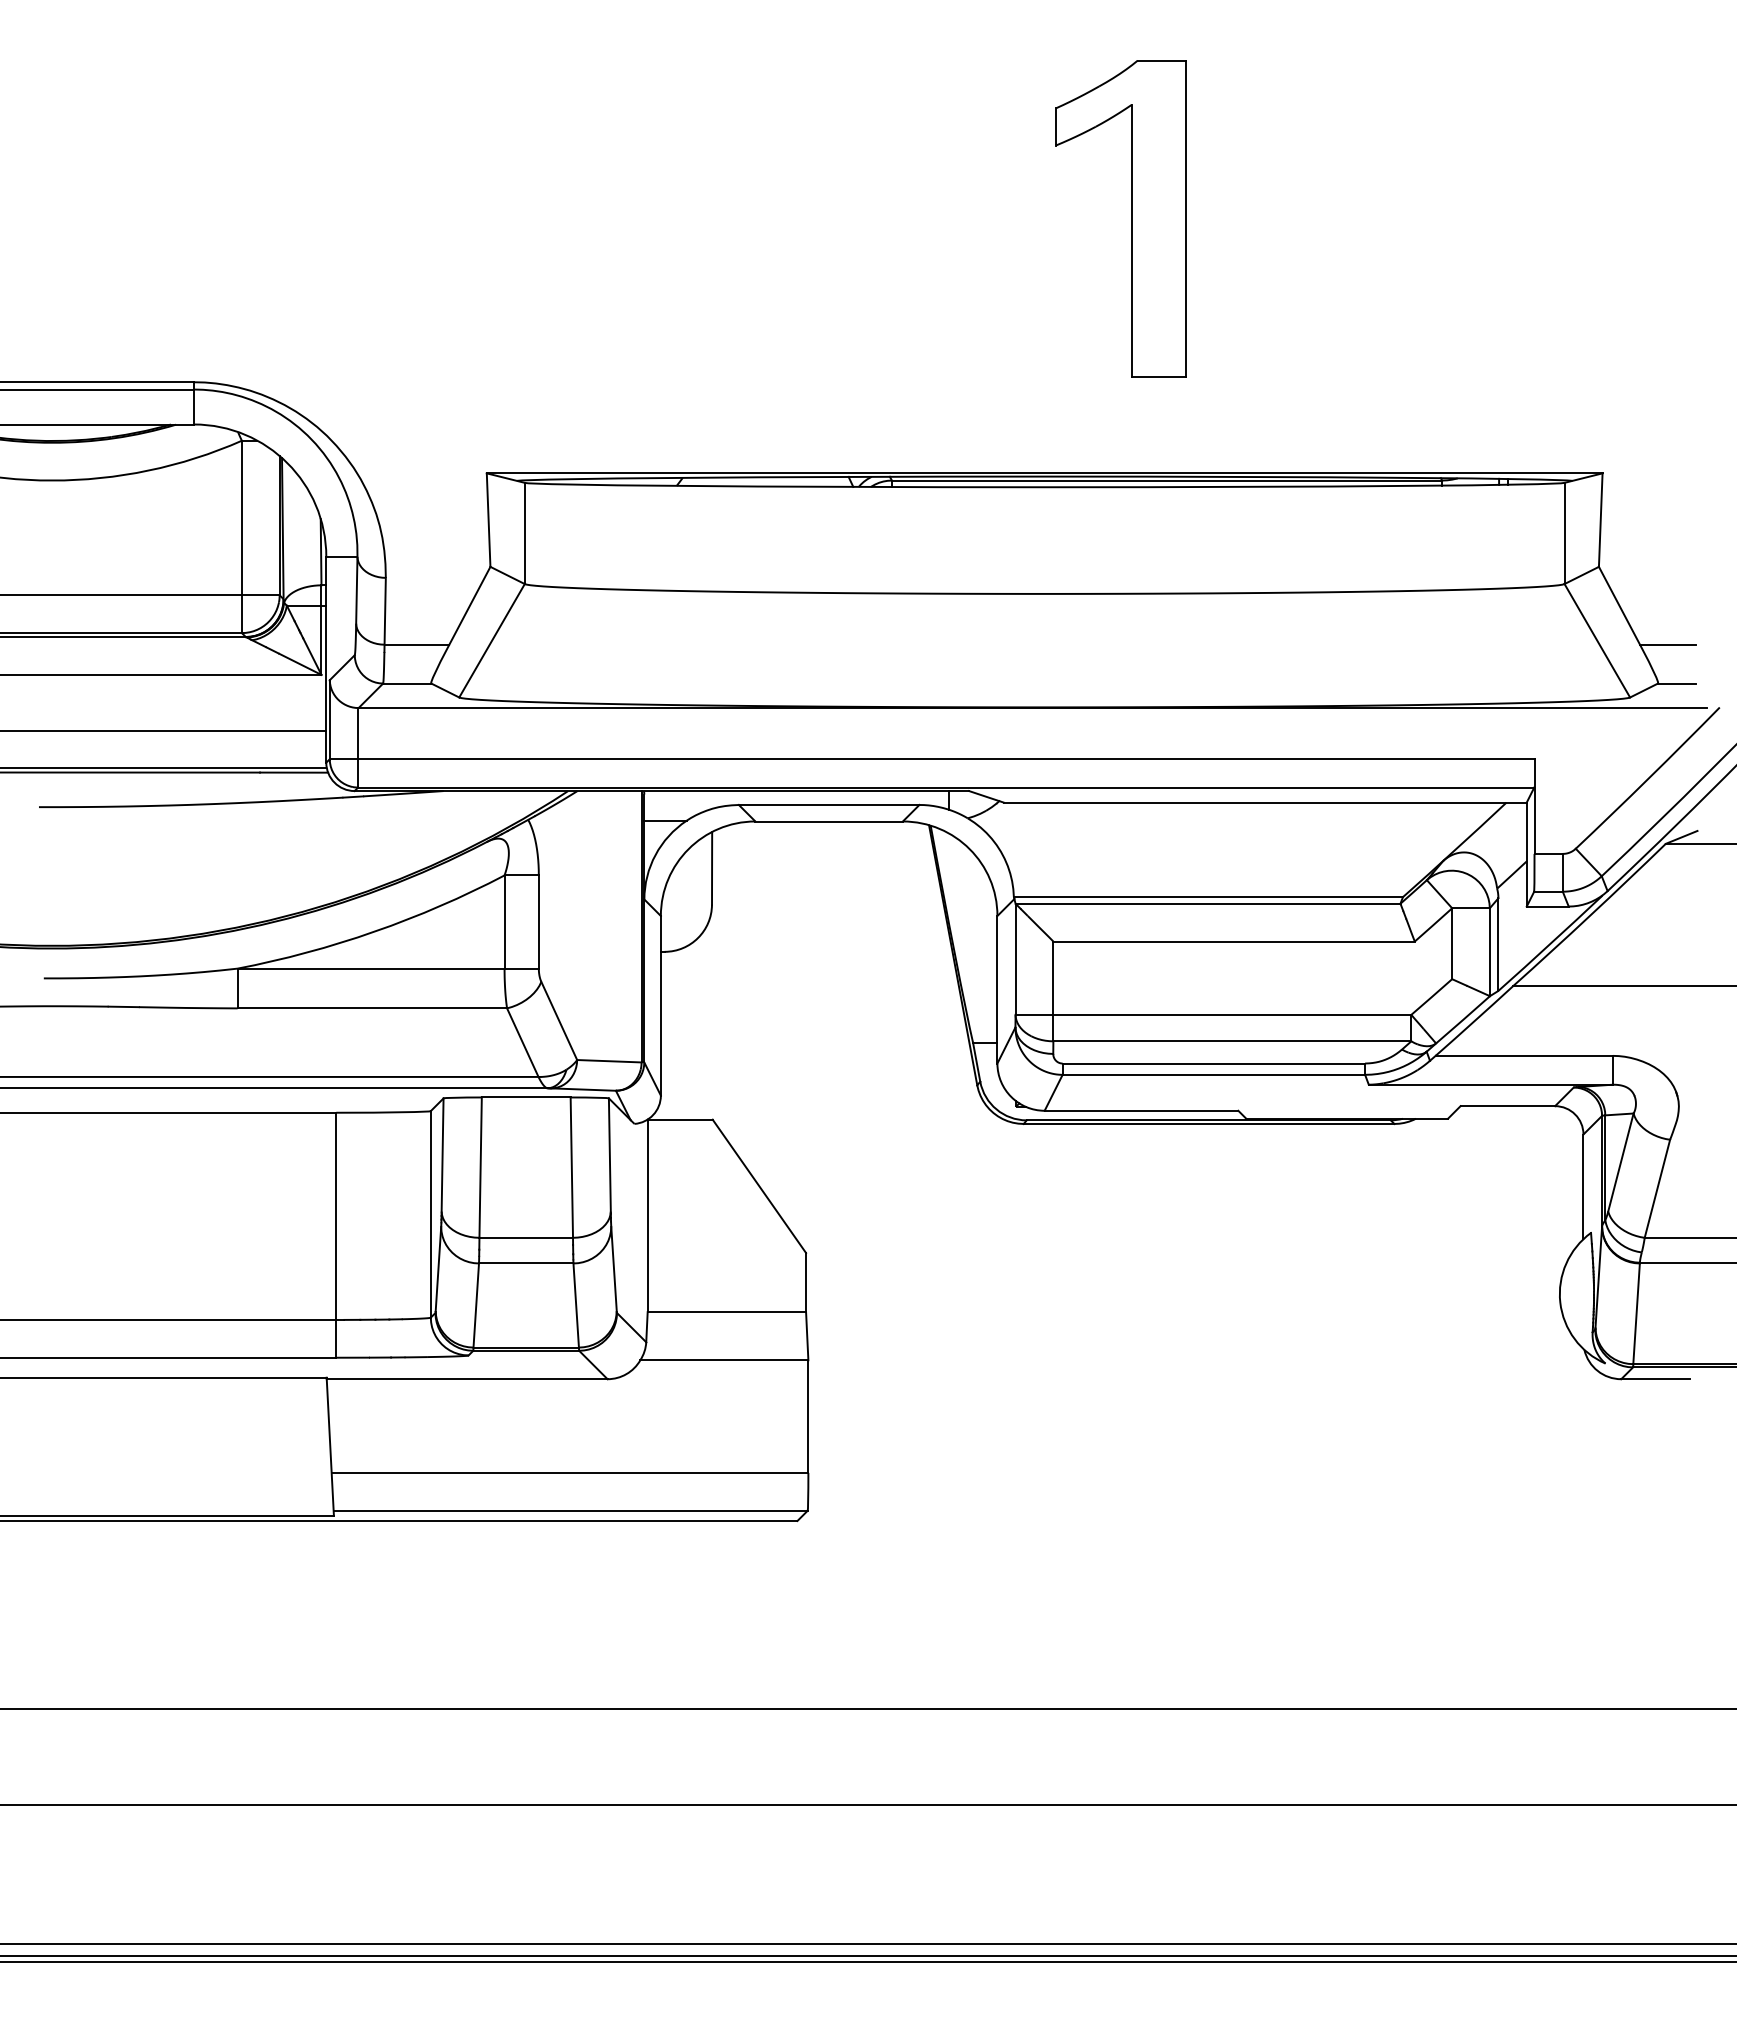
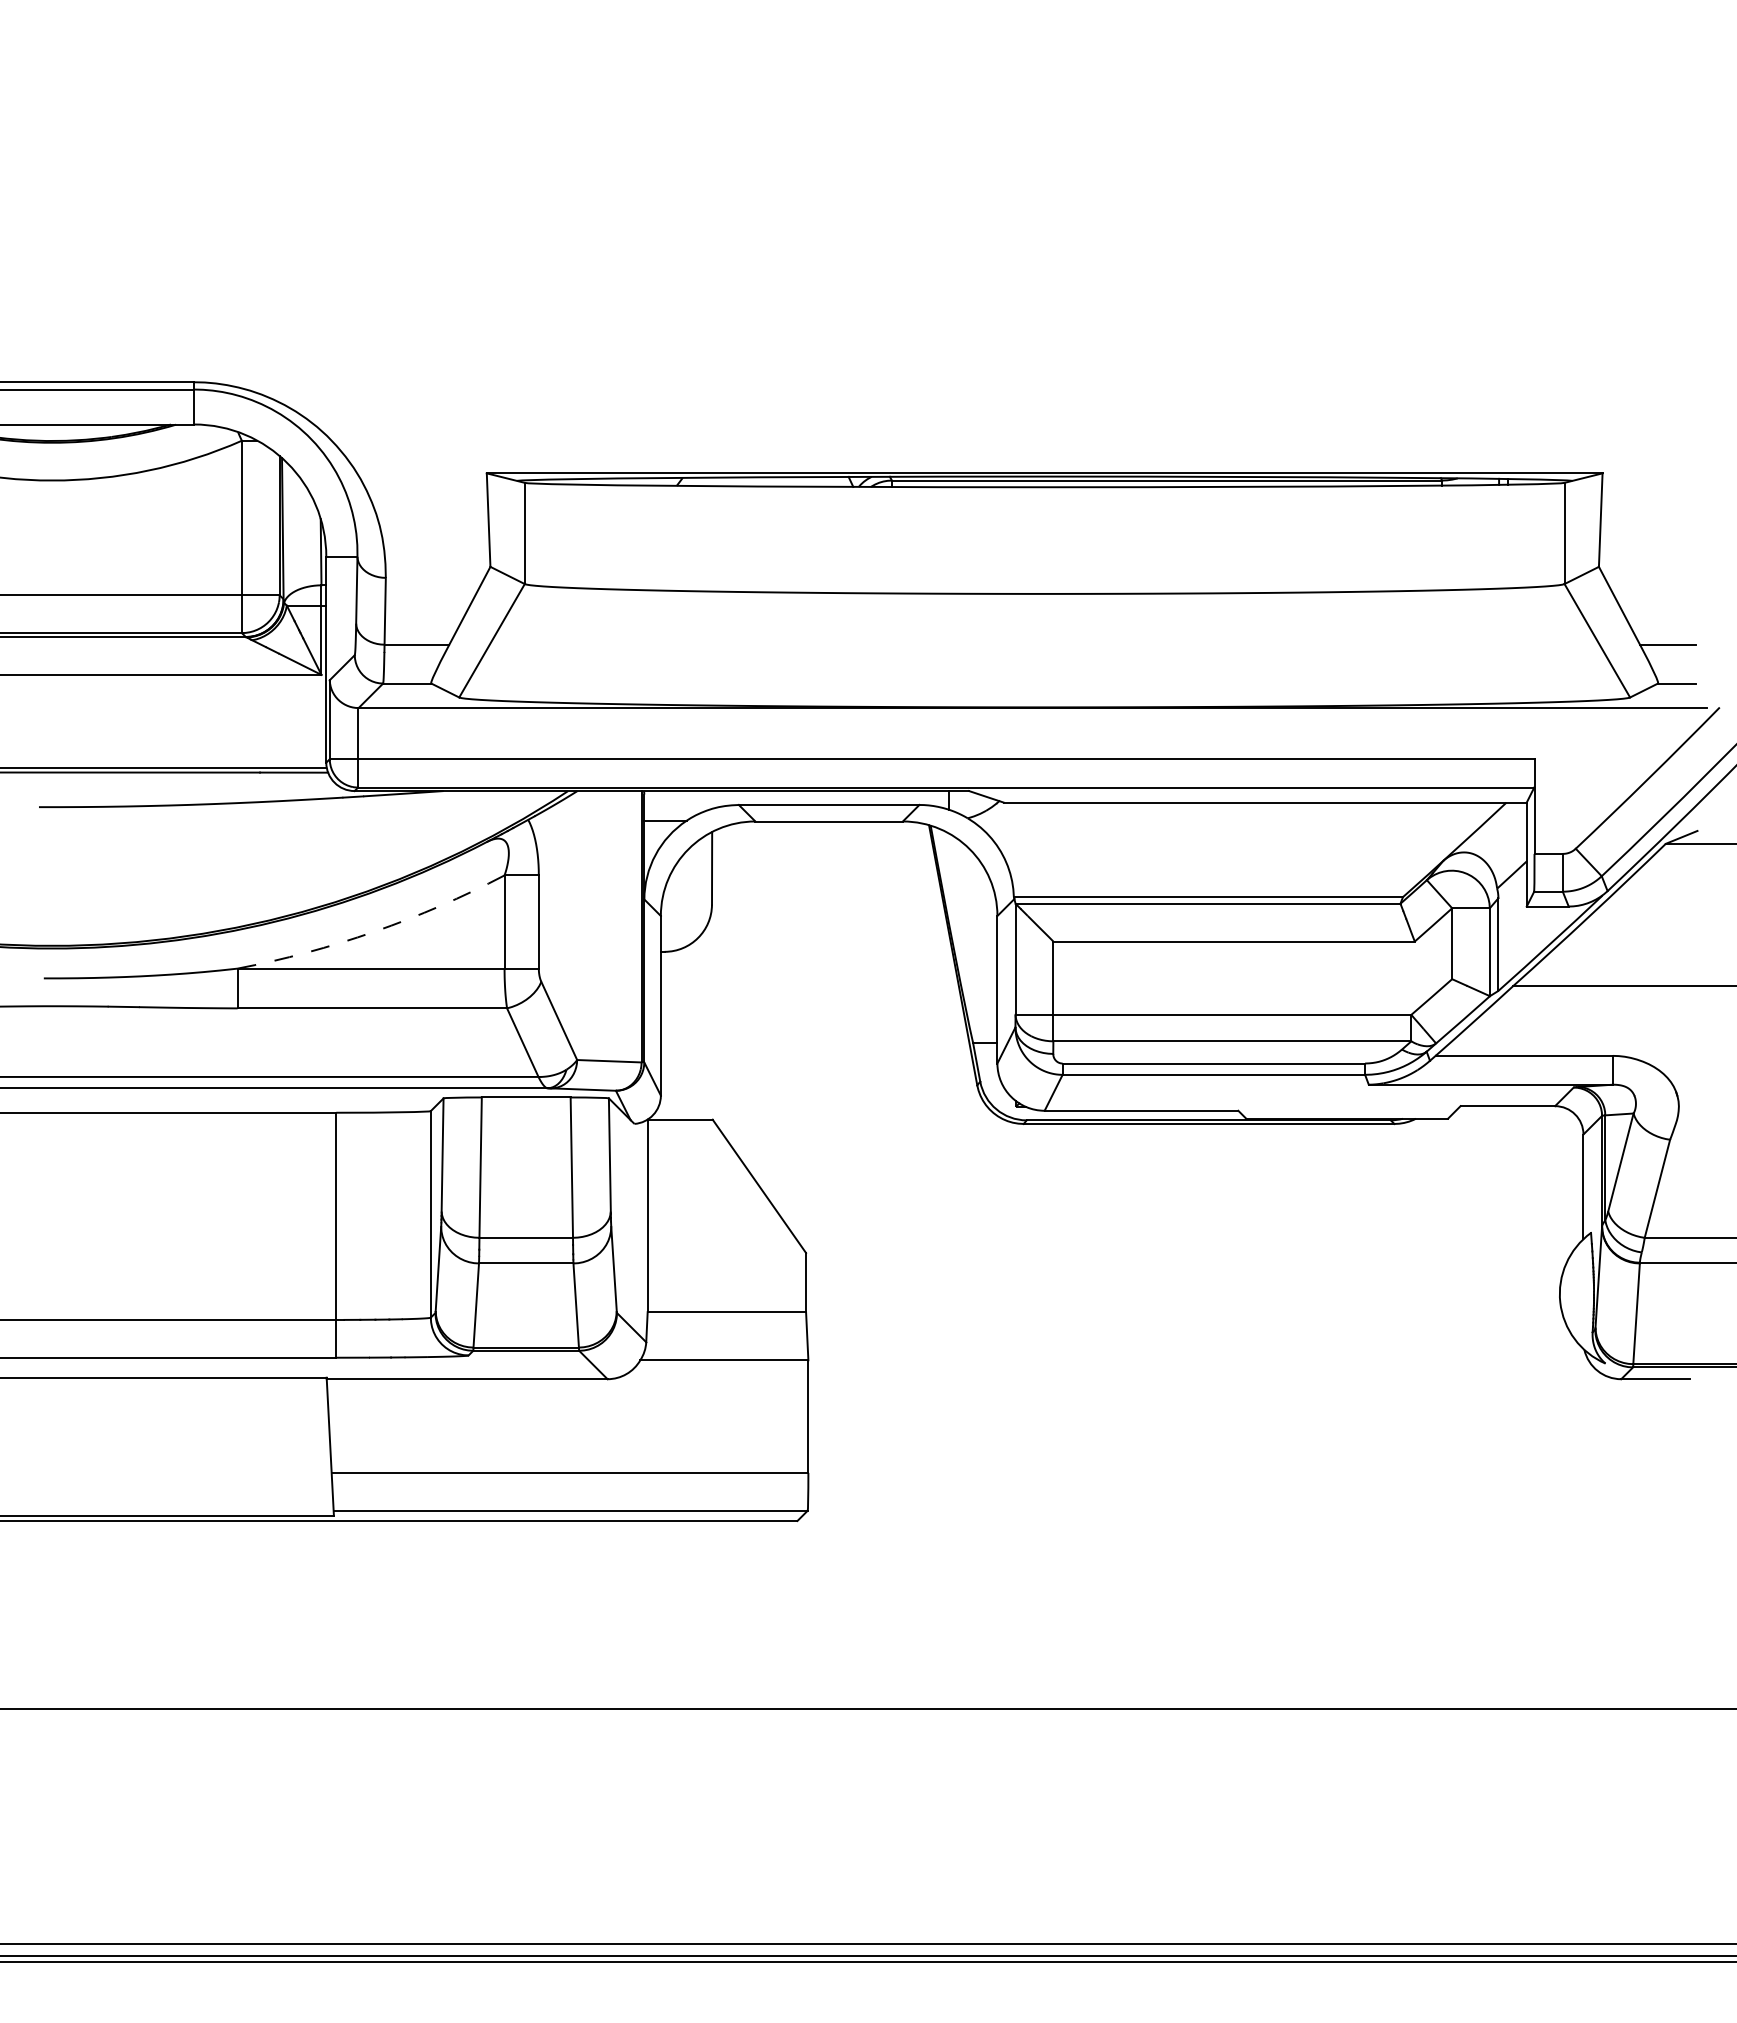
part: present -> none (1131, 218)
line: present -> none (164, 730)
arc: solid -> dashed (374, 931)
line: present -> none (867, 1804)
